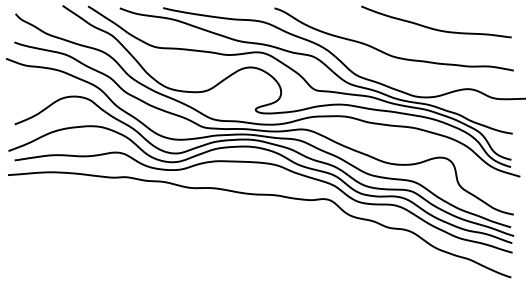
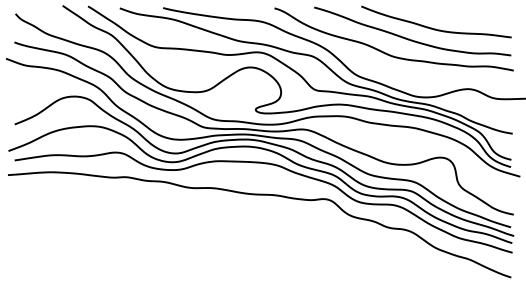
curve: none -> present (409, 38)
